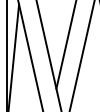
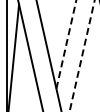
line: solid -> dashed (66, 43)
line: solid -> dashed (82, 56)
